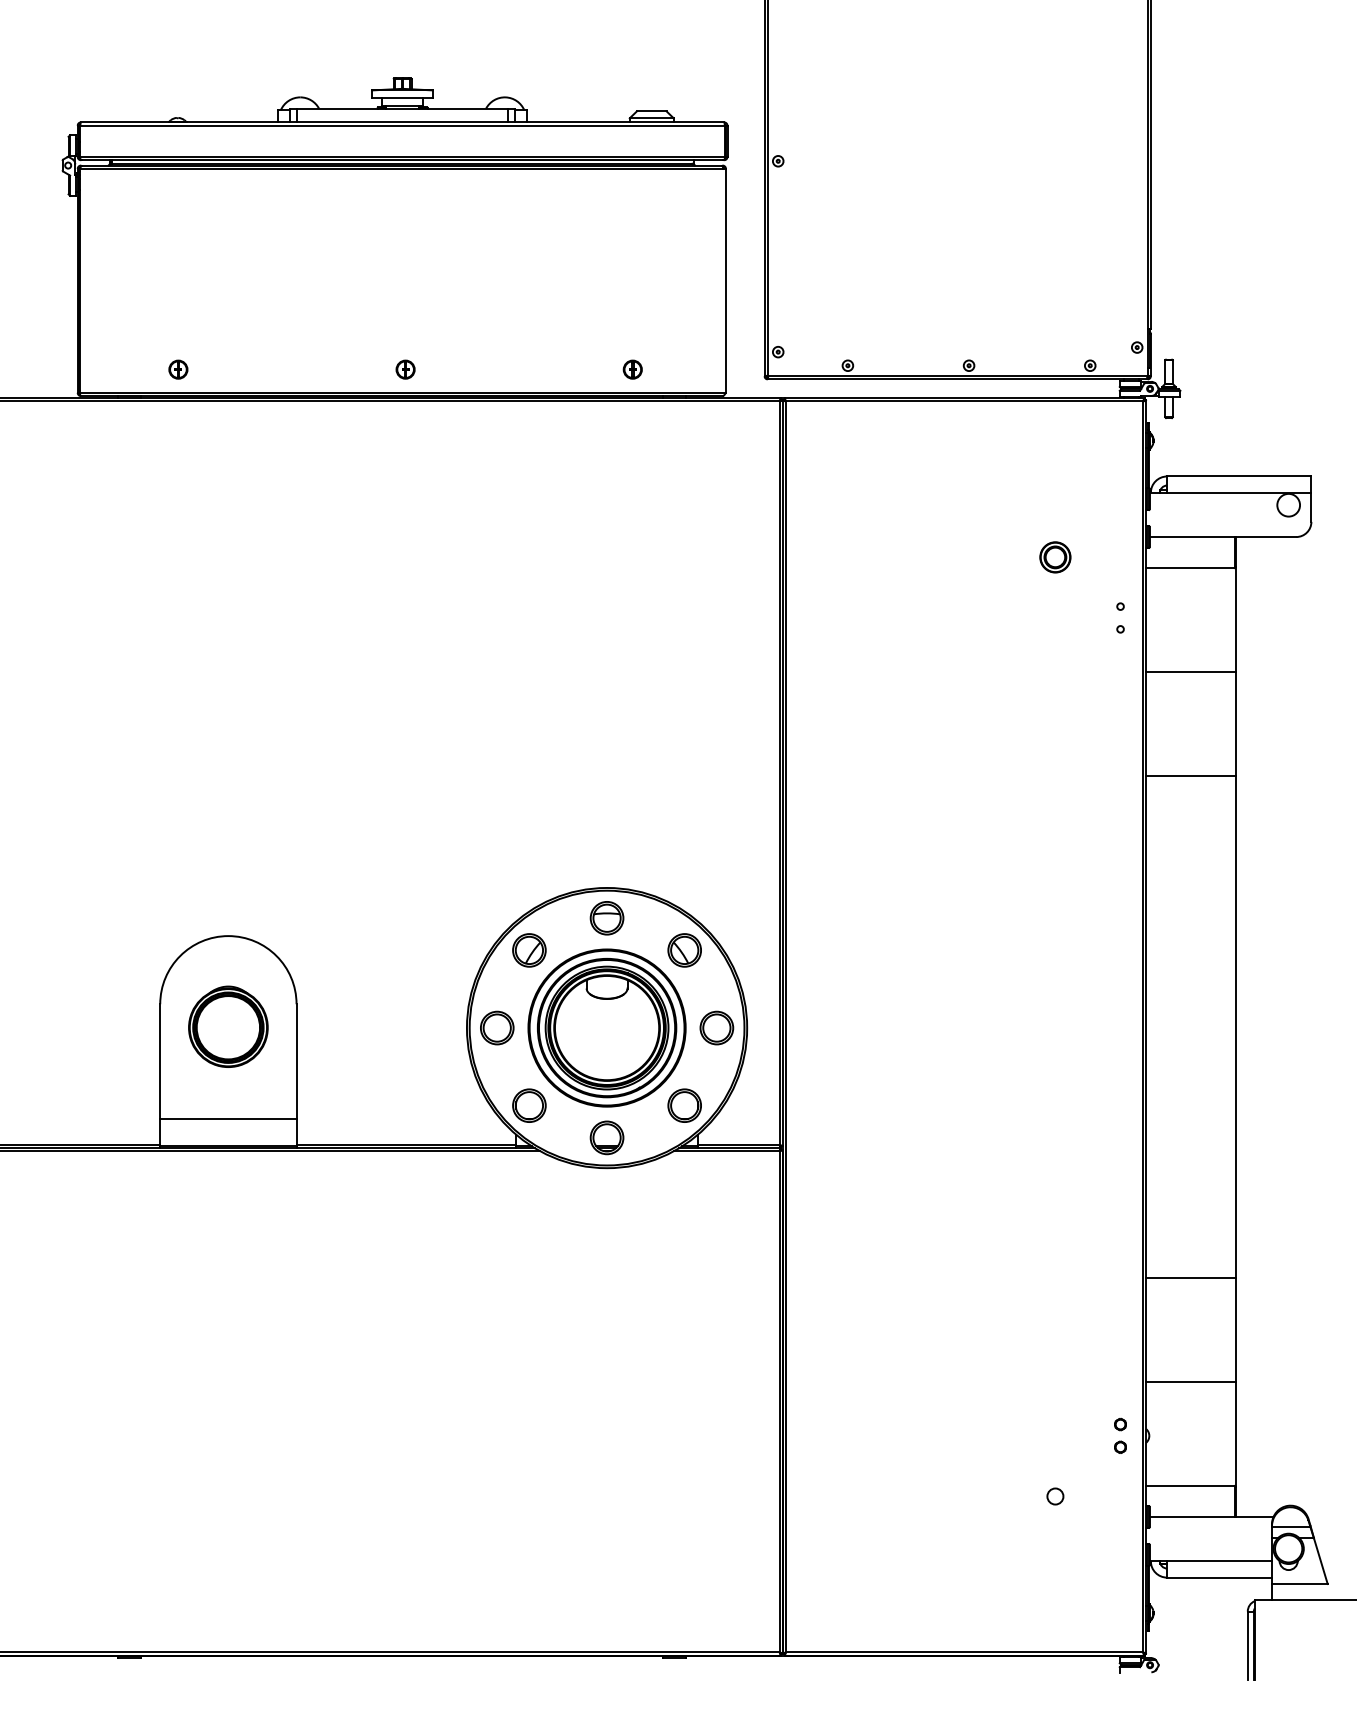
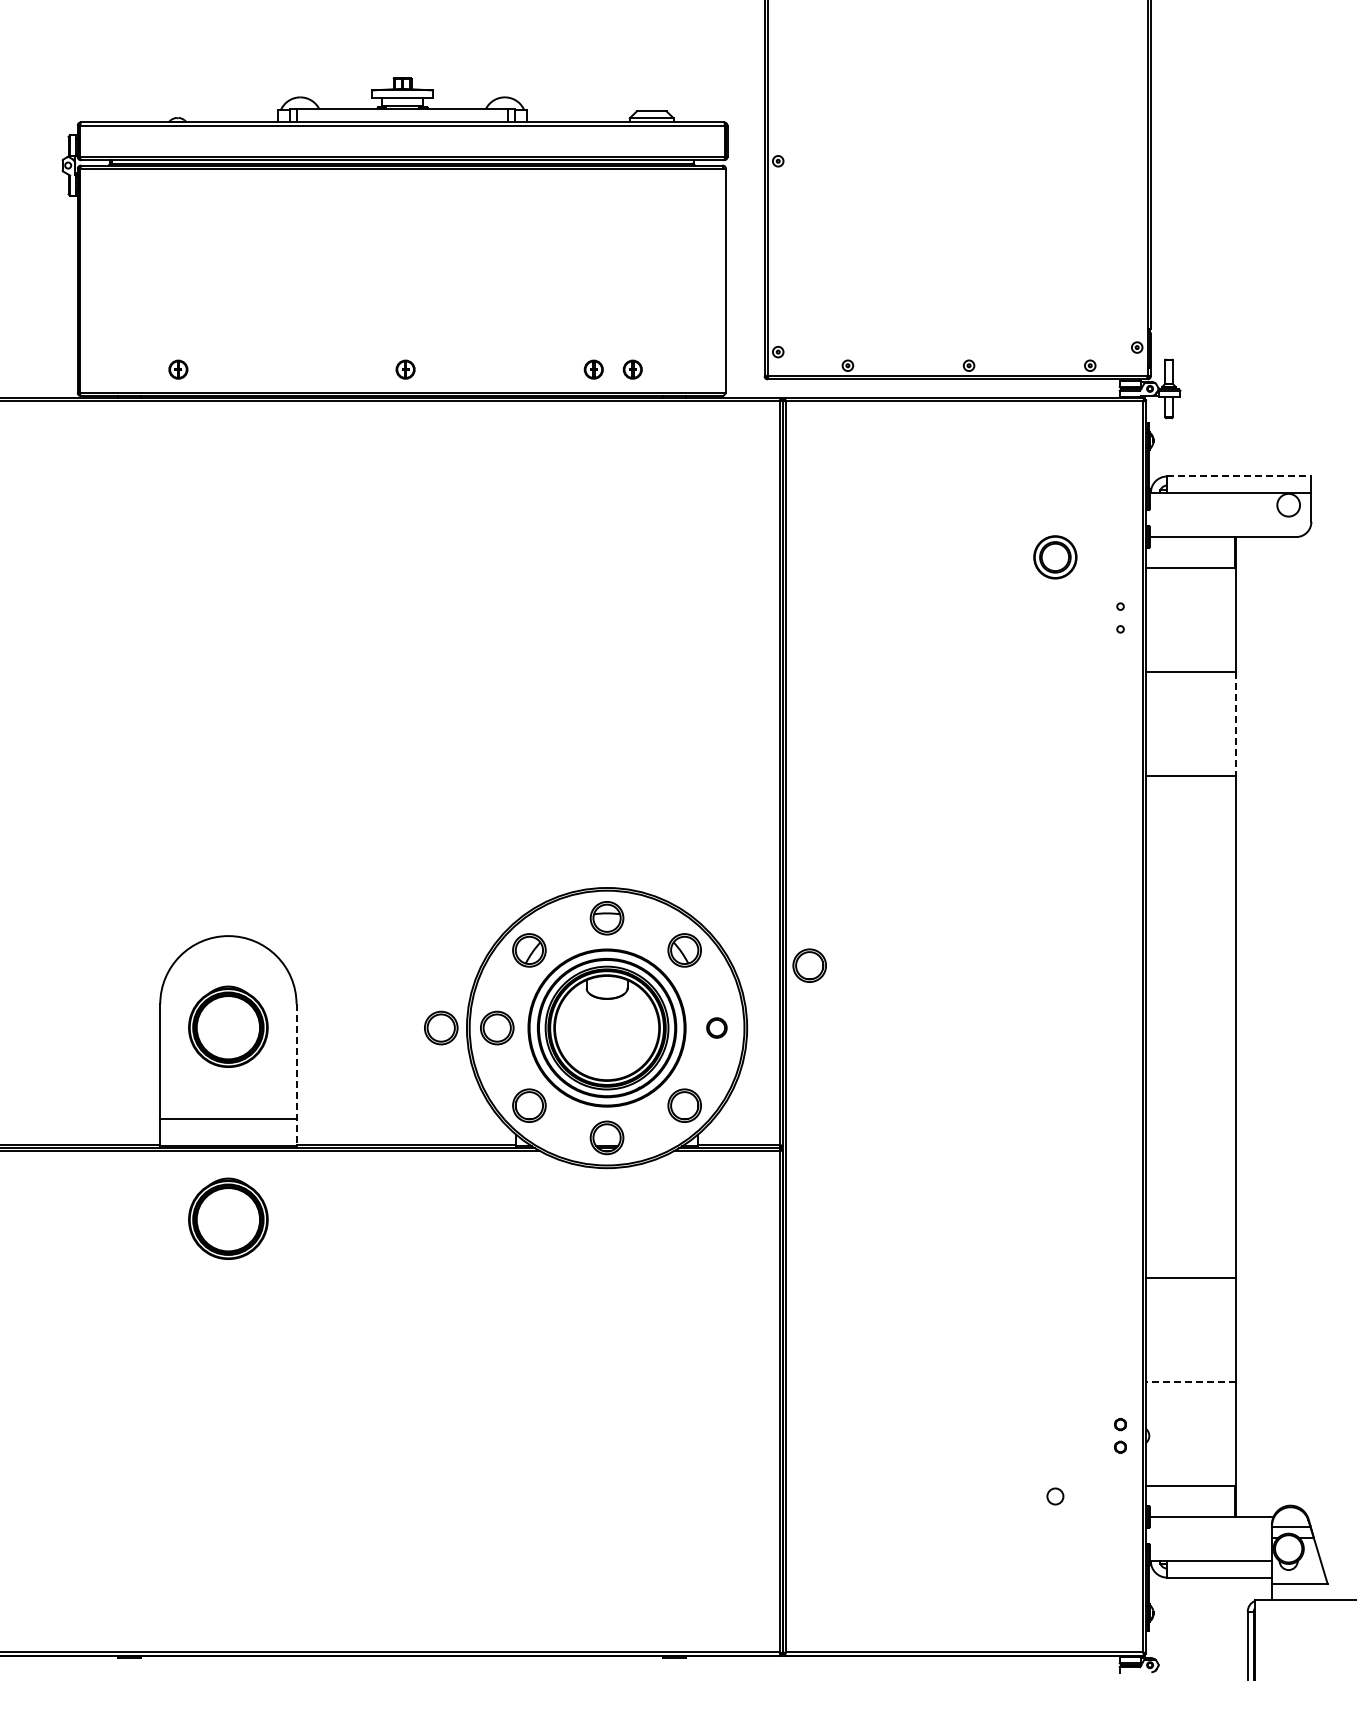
part: none -> present (593, 369)
line: solid -> dashed (1239, 476)
part size: 33x33 px -> 45x45 px (1055, 557)
line: solid -> dashed (1235, 723)
part: none -> present (809, 965)
part: none -> present (441, 1027)
part size: 36x36 px -> 22x22 px (716, 1027)
line: solid -> dashed (296, 1075)
part: none -> present (228, 1218)
line: solid -> dashed (1190, 1382)
